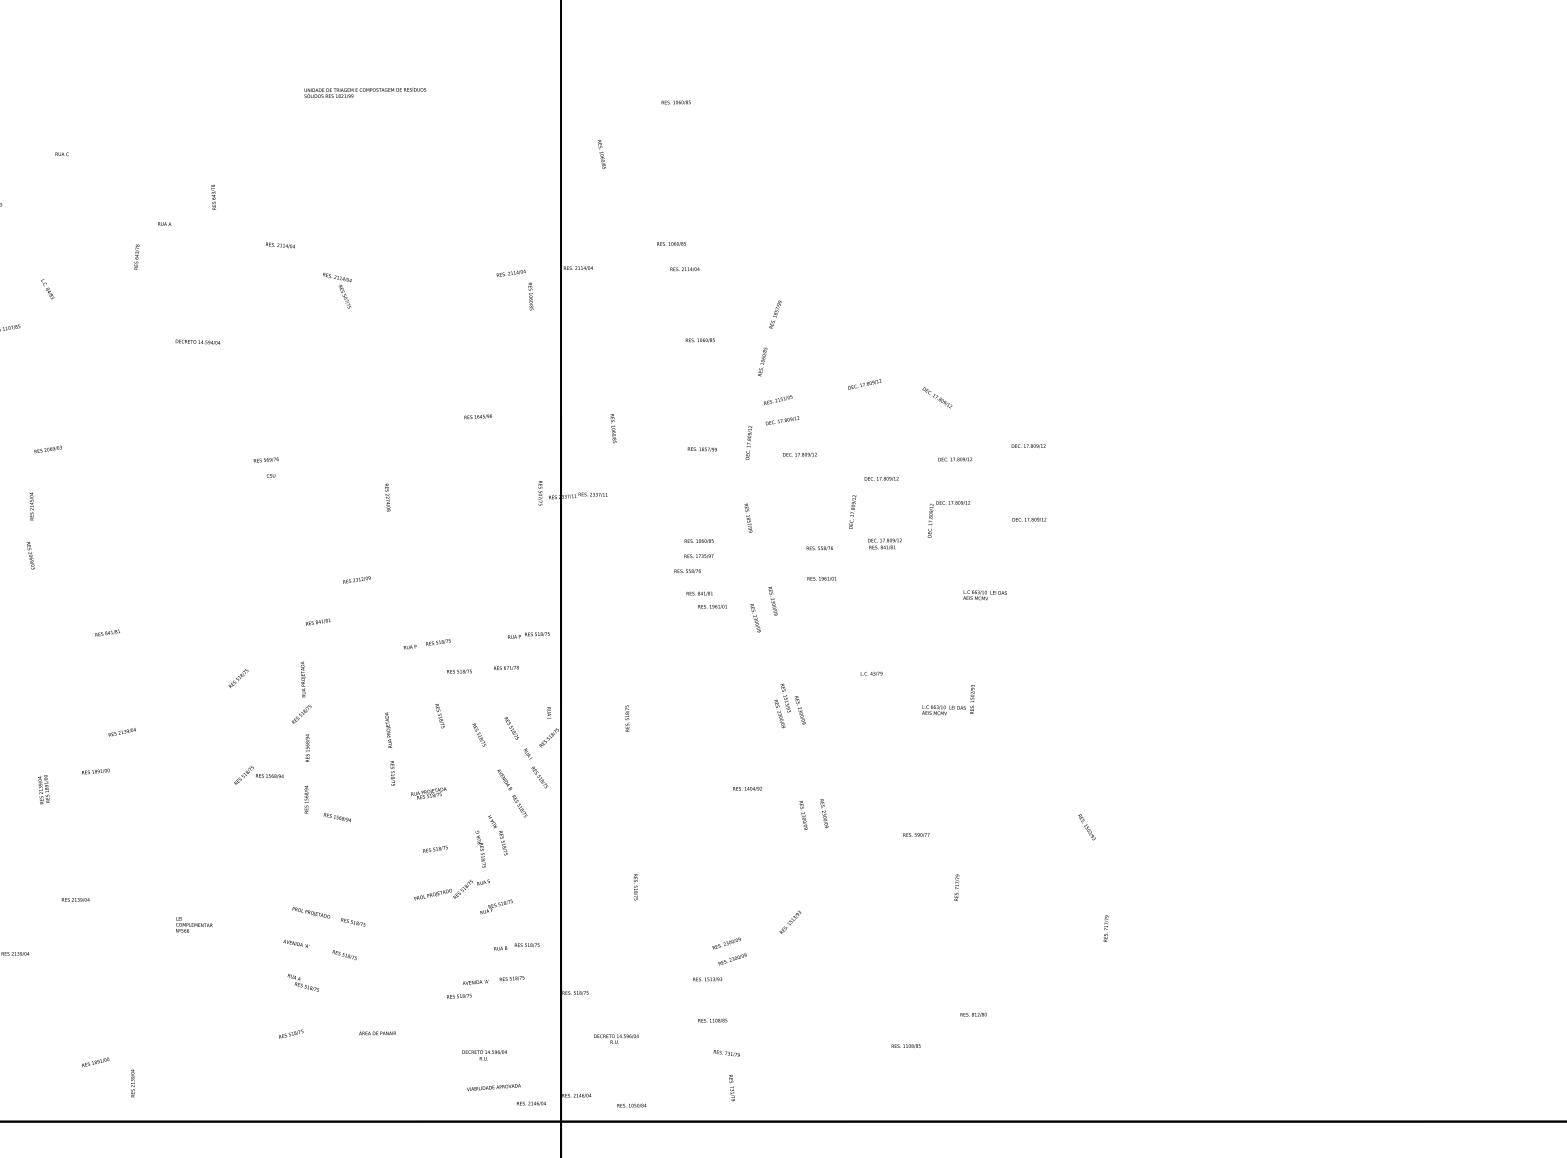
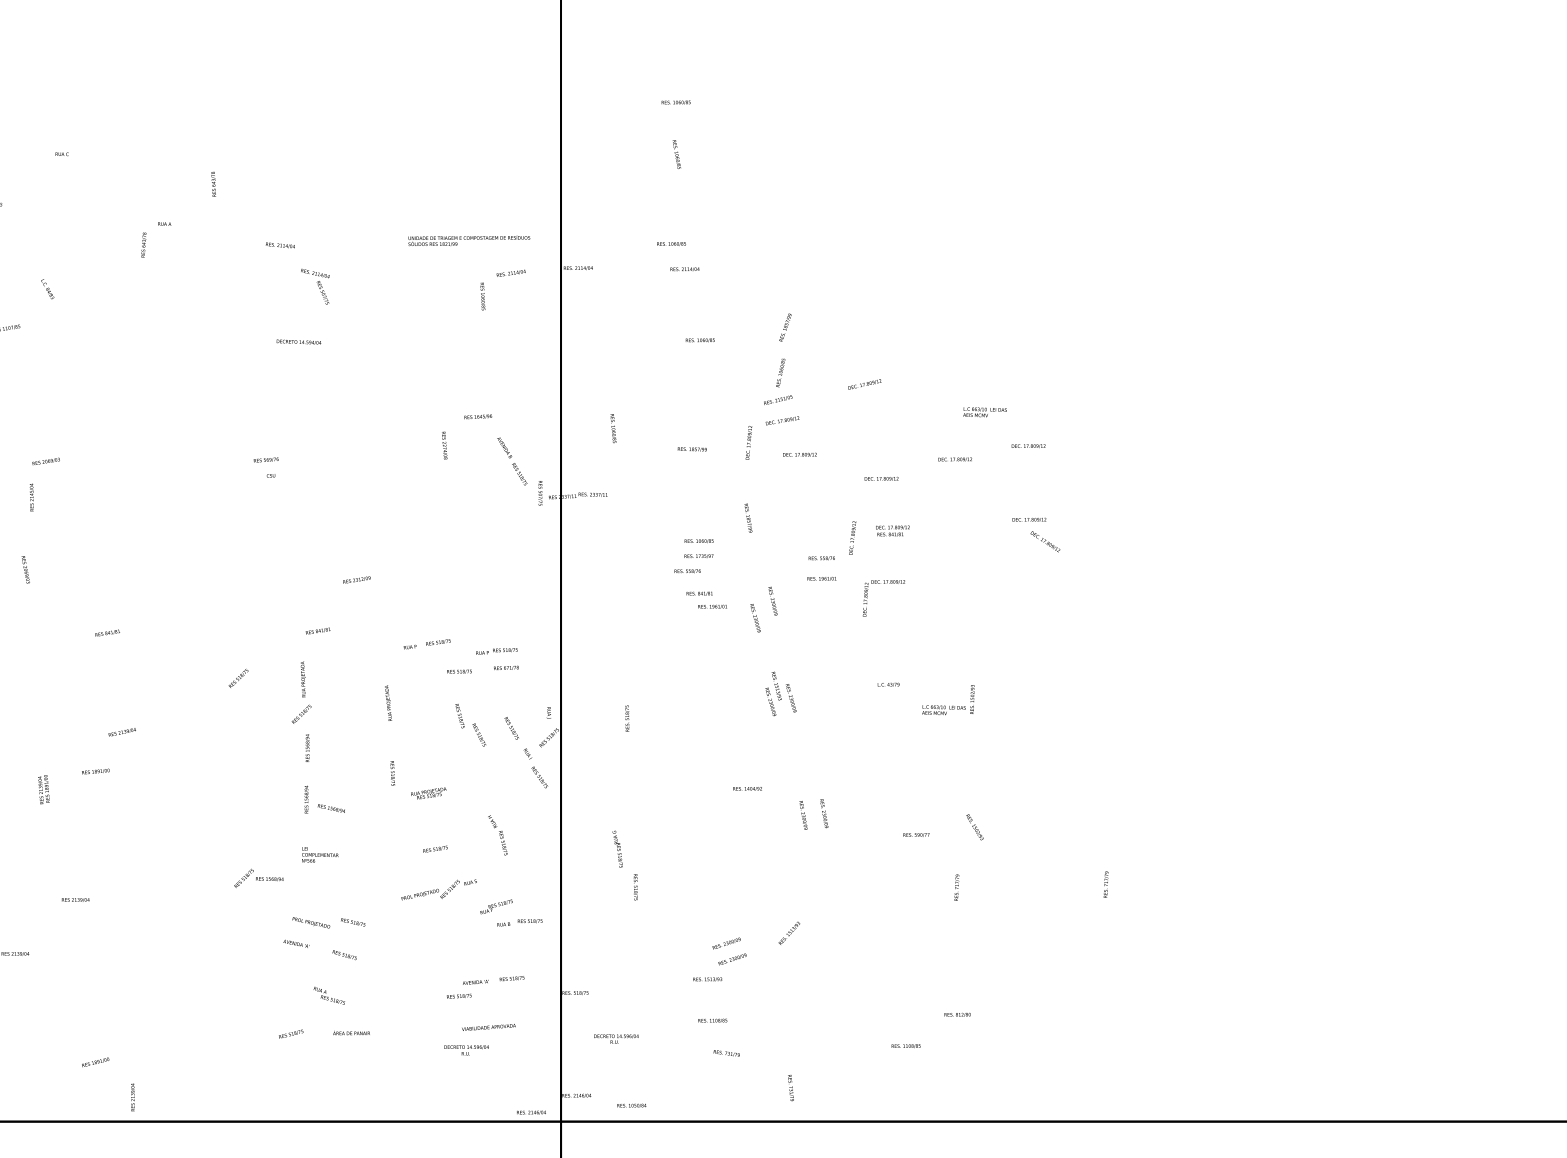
text position: (365, 92) -> (469, 240) (469, 240)
text position: (601, 154) -> (676, 154) (676, 154)
text position: (213, 196) -> (213, 183) (213, 183)
text position: (136, 256) -> (143, 244) (143, 244)
text position: (337, 290) -> (315, 286) (315, 286)
text position: (530, 296) -> (482, 296) (482, 296)
text position: (775, 314) -> (785, 327) (785, 327)
text position: (197, 341) -> (298, 341) (298, 341)
text position: (762, 361) -> (780, 372) (780, 372)
text position: (937, 397) -> (1045, 541) (1045, 541)
text position: (47, 449) -> (45, 461) (45, 461)
text position: (701, 449) -> (691, 449) (691, 449)
text position: (387, 497) -> (444, 445) (444, 445)
text position: (31, 506) -> (31, 497) (31, 497)
text position: (852, 511) -> (852, 537) (852, 537)
text position: (948, 519) -> (883, 598) (883, 598)
text position: (884, 543) -> (892, 530) (892, 530)
text position: (819, 548) -> (821, 558) (821, 558)
text position: (30, 555) -> (25, 569) (25, 569)
text position: (984, 595) -> (984, 412) (984, 412)
text position: (317, 621) -> (317, 630) (317, 630)
text position: (528, 635) -> (496, 651) (496, 651)
text position: (871, 673) -> (888, 684) (888, 684)
text position: (789, 705) -> (780, 693) (780, 693)
text position: (439, 716) -> (459, 716) (459, 716)
text position: (388, 729) -> (388, 702) (388, 702)
text position: (258, 774) -> (258, 877) (258, 877)
text position: (512, 793) -> (512, 461) (512, 461)
text position: (336, 817) -> (330, 808) (330, 808)
text position: (1086, 827) -> (974, 827) (974, 827)
text position: (480, 848) -> (617, 848) (617, 848)
text position: (451, 889) -> (438, 889) (438, 889)
text position: (311, 912) -> (311, 922) (311, 922)
text position: (790, 921) -> (789, 932) (789, 932)
text position: (194, 924) -> (320, 854) (320, 854)
text position: (1105, 928) -> (1105, 884) (1105, 884)
text position: (516, 946) -> (519, 922) (519, 922)
text position: (302, 982) -> (328, 995) (328, 995)
text position: (973, 1014) -> (957, 1014) (957, 1014)
text position: (377, 1032) -> (351, 1032) (351, 1032)
text position: (484, 1055) -> (466, 1050) (466, 1050)
text position: (132, 1083) -> (132, 1097) (132, 1097)
text position: (493, 1087) -> (488, 1027) (488, 1027)
text position: (731, 1088) -> (790, 1088) (790, 1088)
text position: (531, 1103) -> (531, 1112) (531, 1112)
